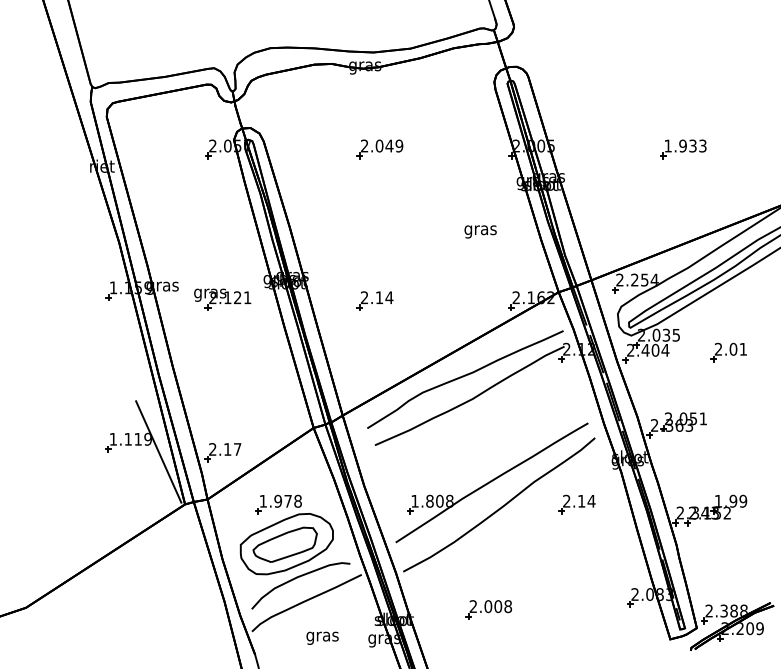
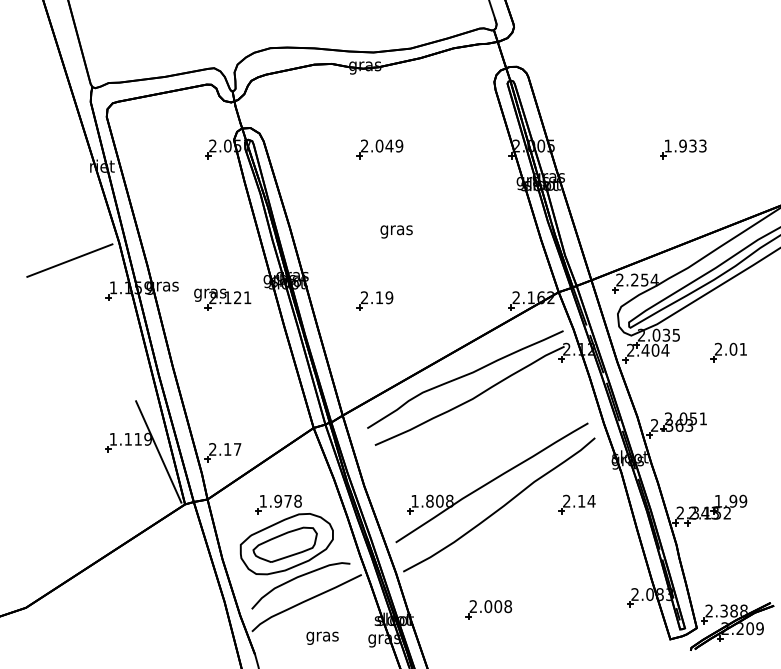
text position: (480, 231) -> (396, 231) (396, 231)
line: none -> present (69, 260)
text: 2.14 -> 2.19 (389, 297)
